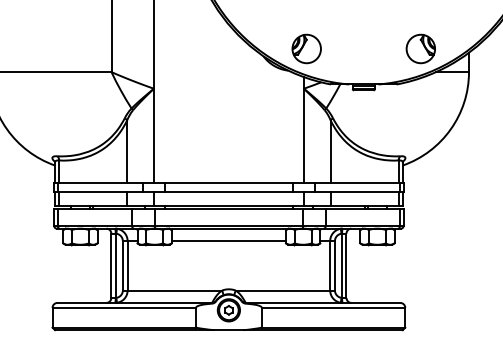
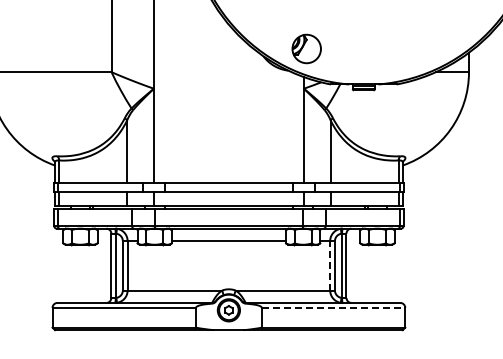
part: present -> none (420, 48)
line: solid -> dashed (330, 265)
line: solid -> dashed (333, 307)
